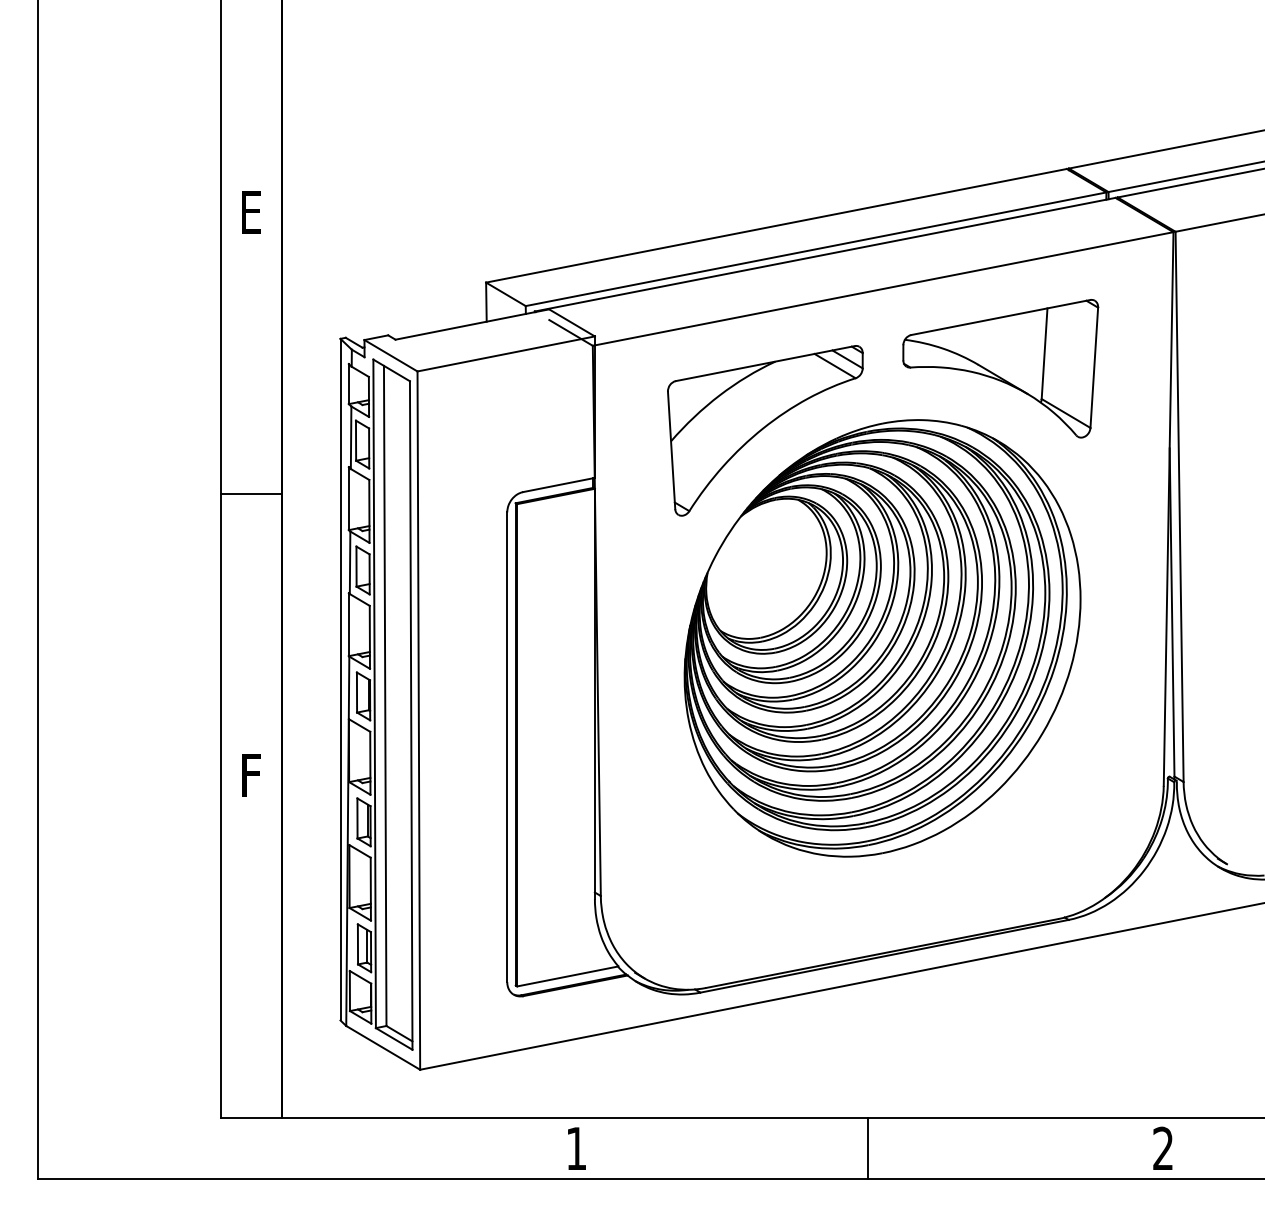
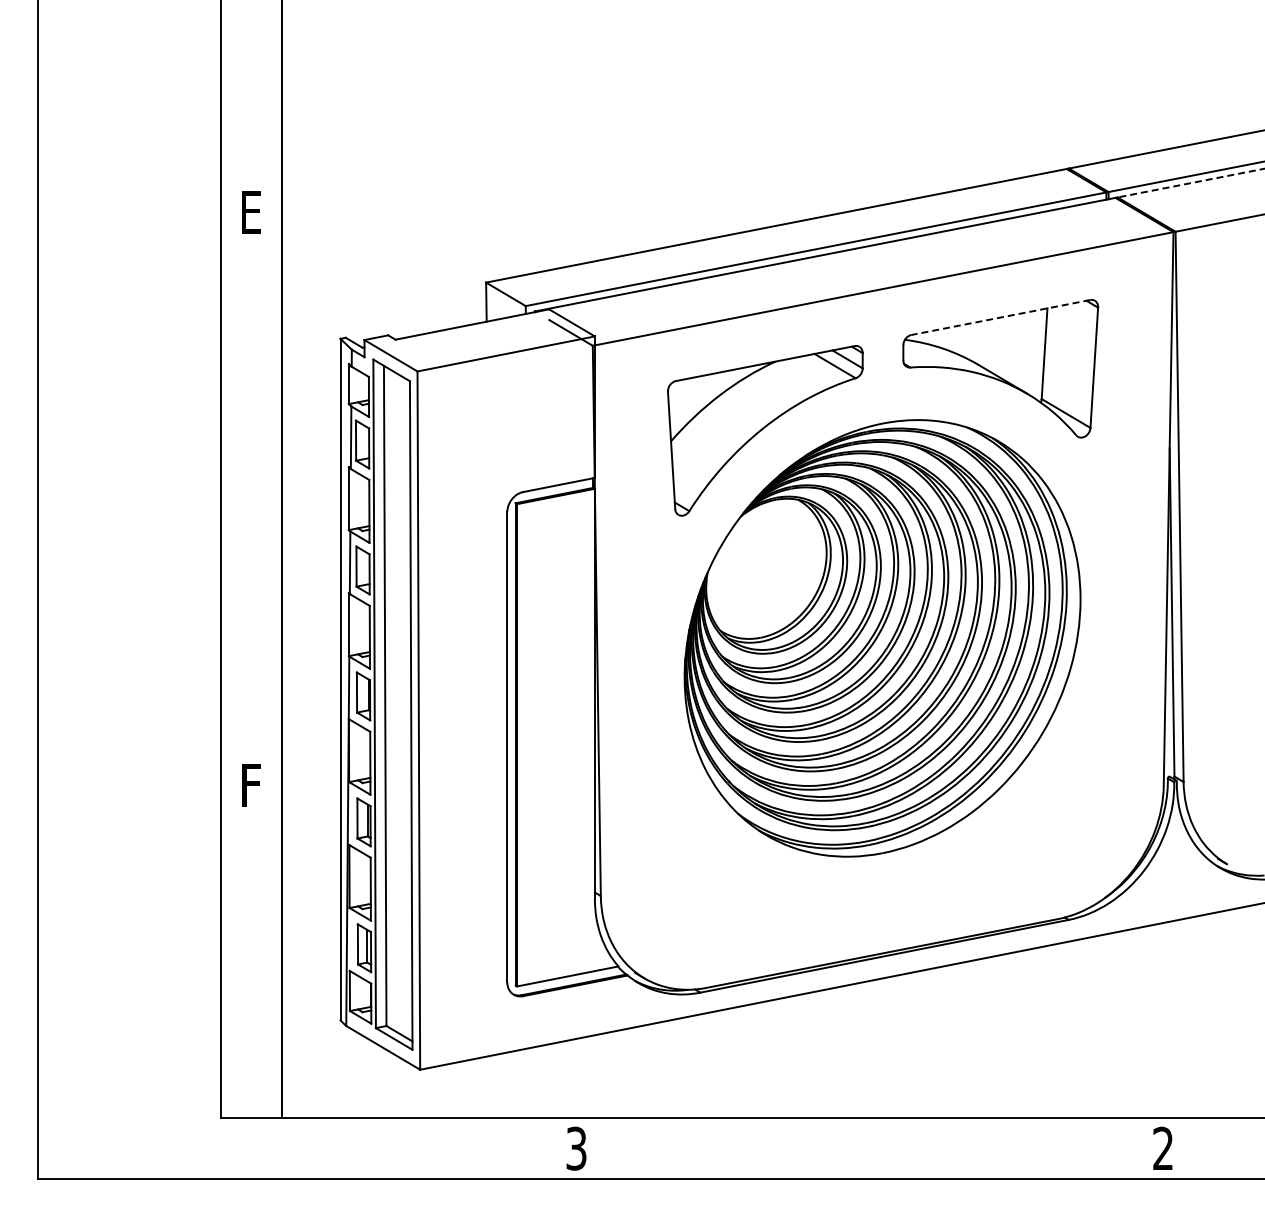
line: solid -> dashed (1191, 183)
line: solid -> dashed (1000, 317)
line: present -> none (250, 493)
text position: (251, 775) -> (251, 785) (251, 785)
text: 1 -> 3 (576, 1148)
line: present -> none (868, 1148)
